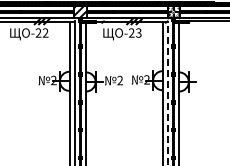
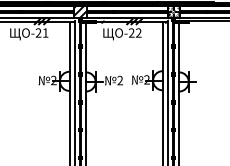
text: -22 -> -21 (45, 32)
text: -23 -> -22 (138, 33)
line: dashed -> solid (167, 92)
